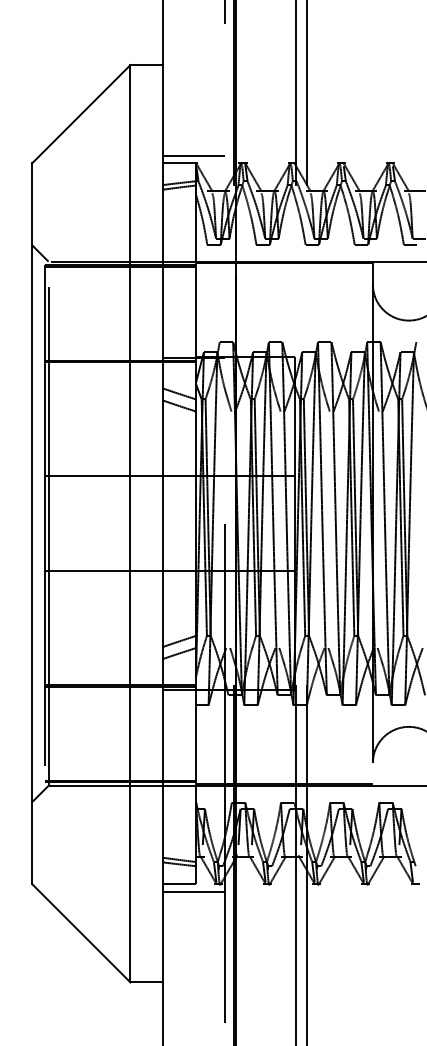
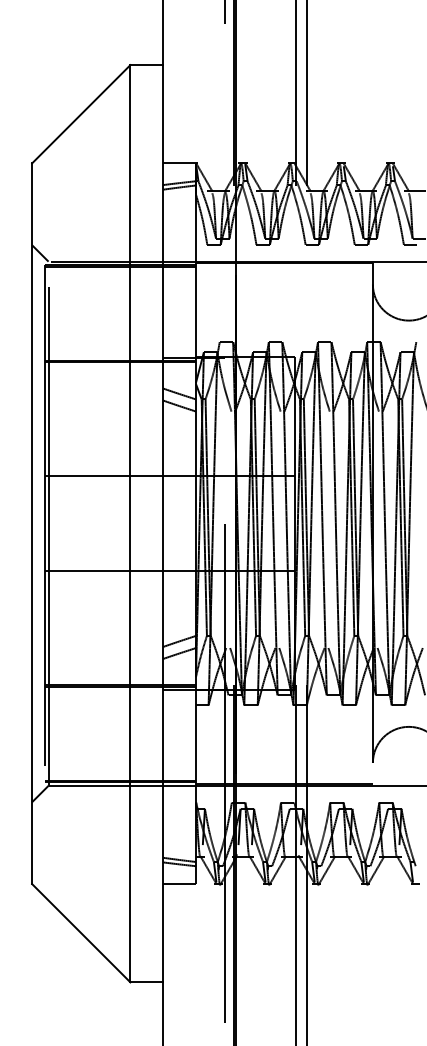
line: present -> none (194, 155)
line: present -> none (194, 891)
